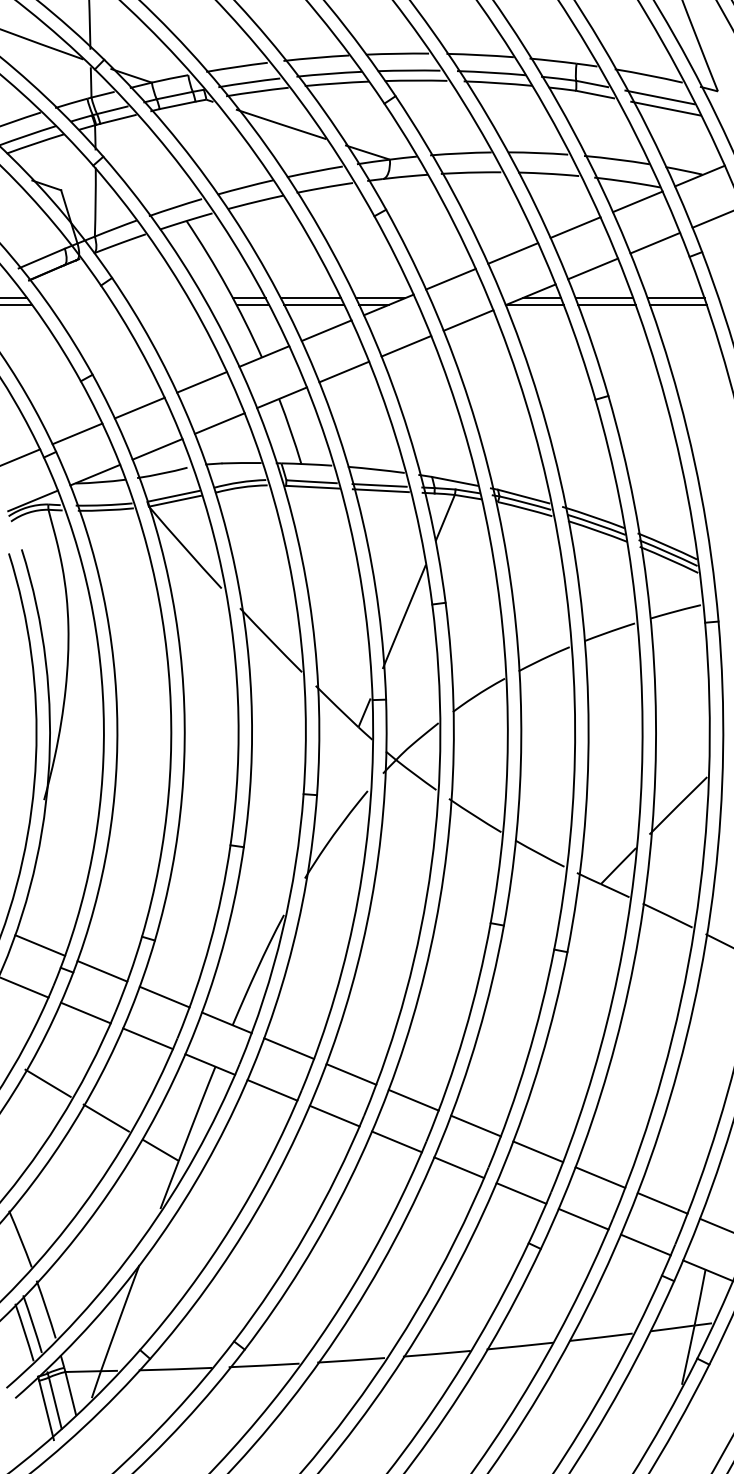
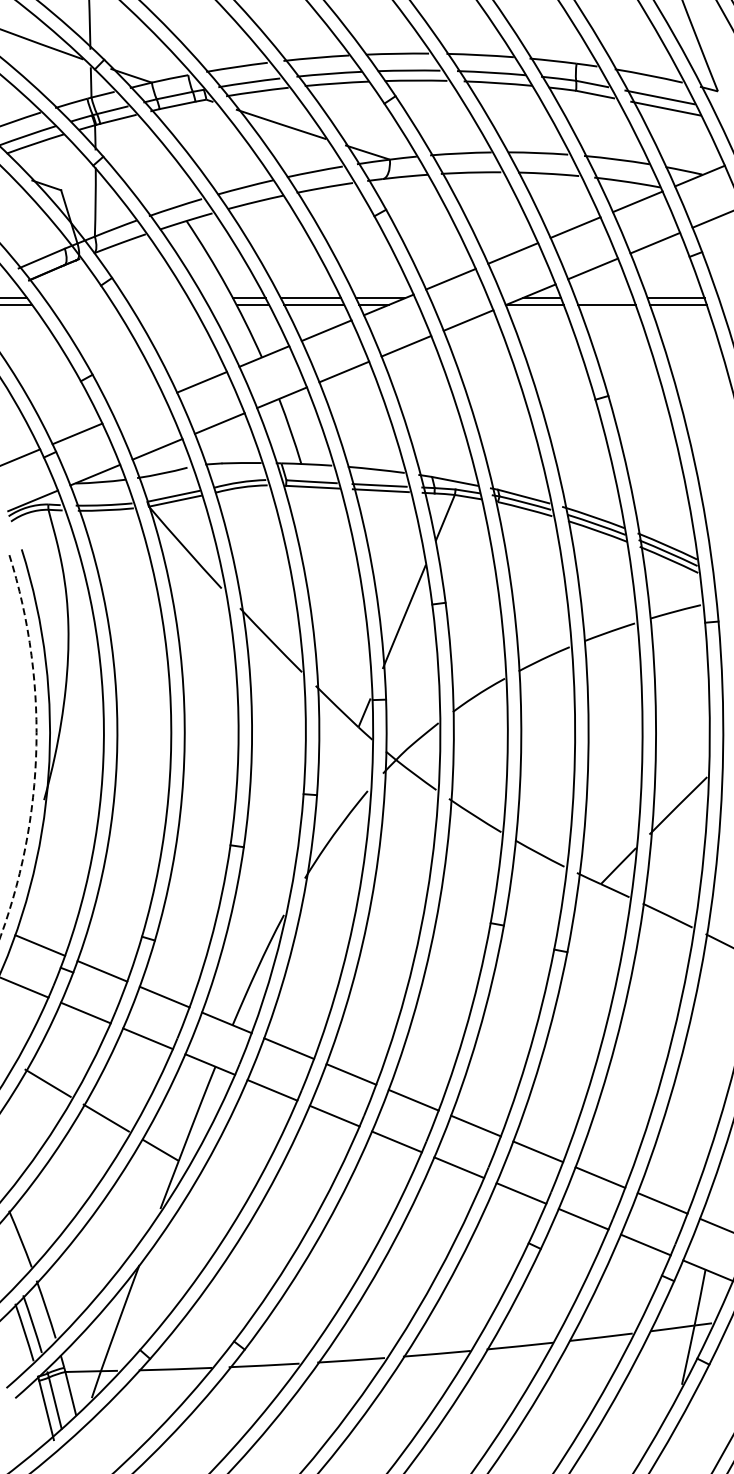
line: present -> none (604, 298)
line: present -> none (139, 407)
arc: solid -> dashed (36, 745)
